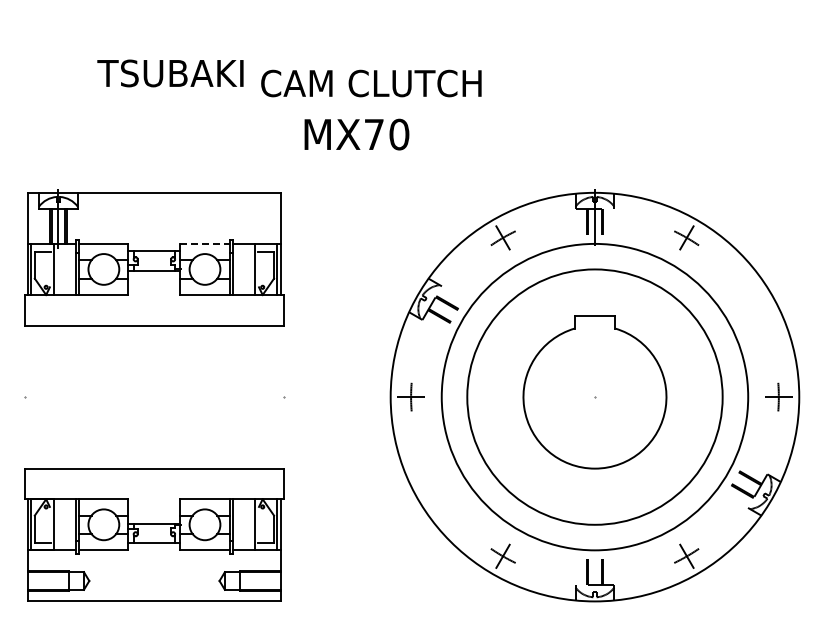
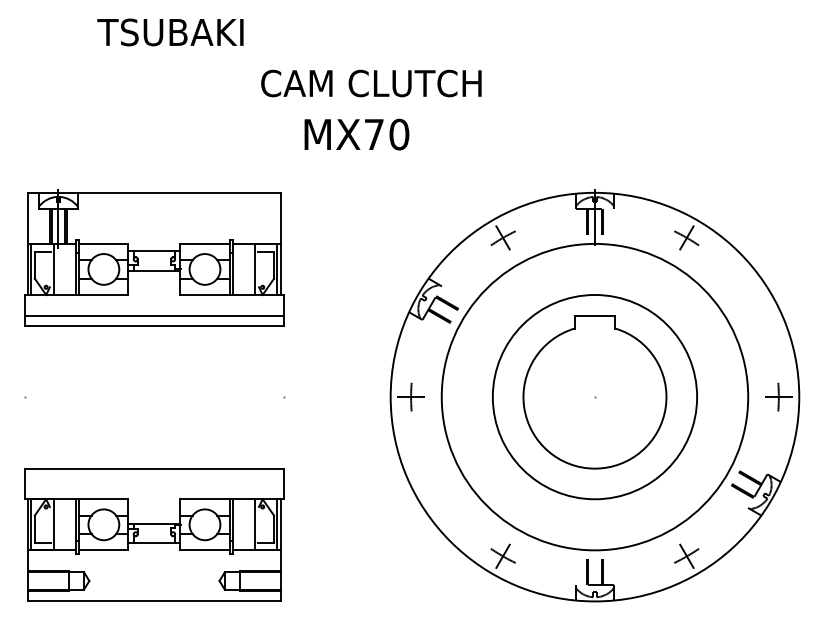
text position: (170, 73) -> (170, 32) (170, 32)
line: dashed -> solid (205, 243)
line: none -> present (154, 315)
circle diameter: 255 px -> 204 px (594, 396)
